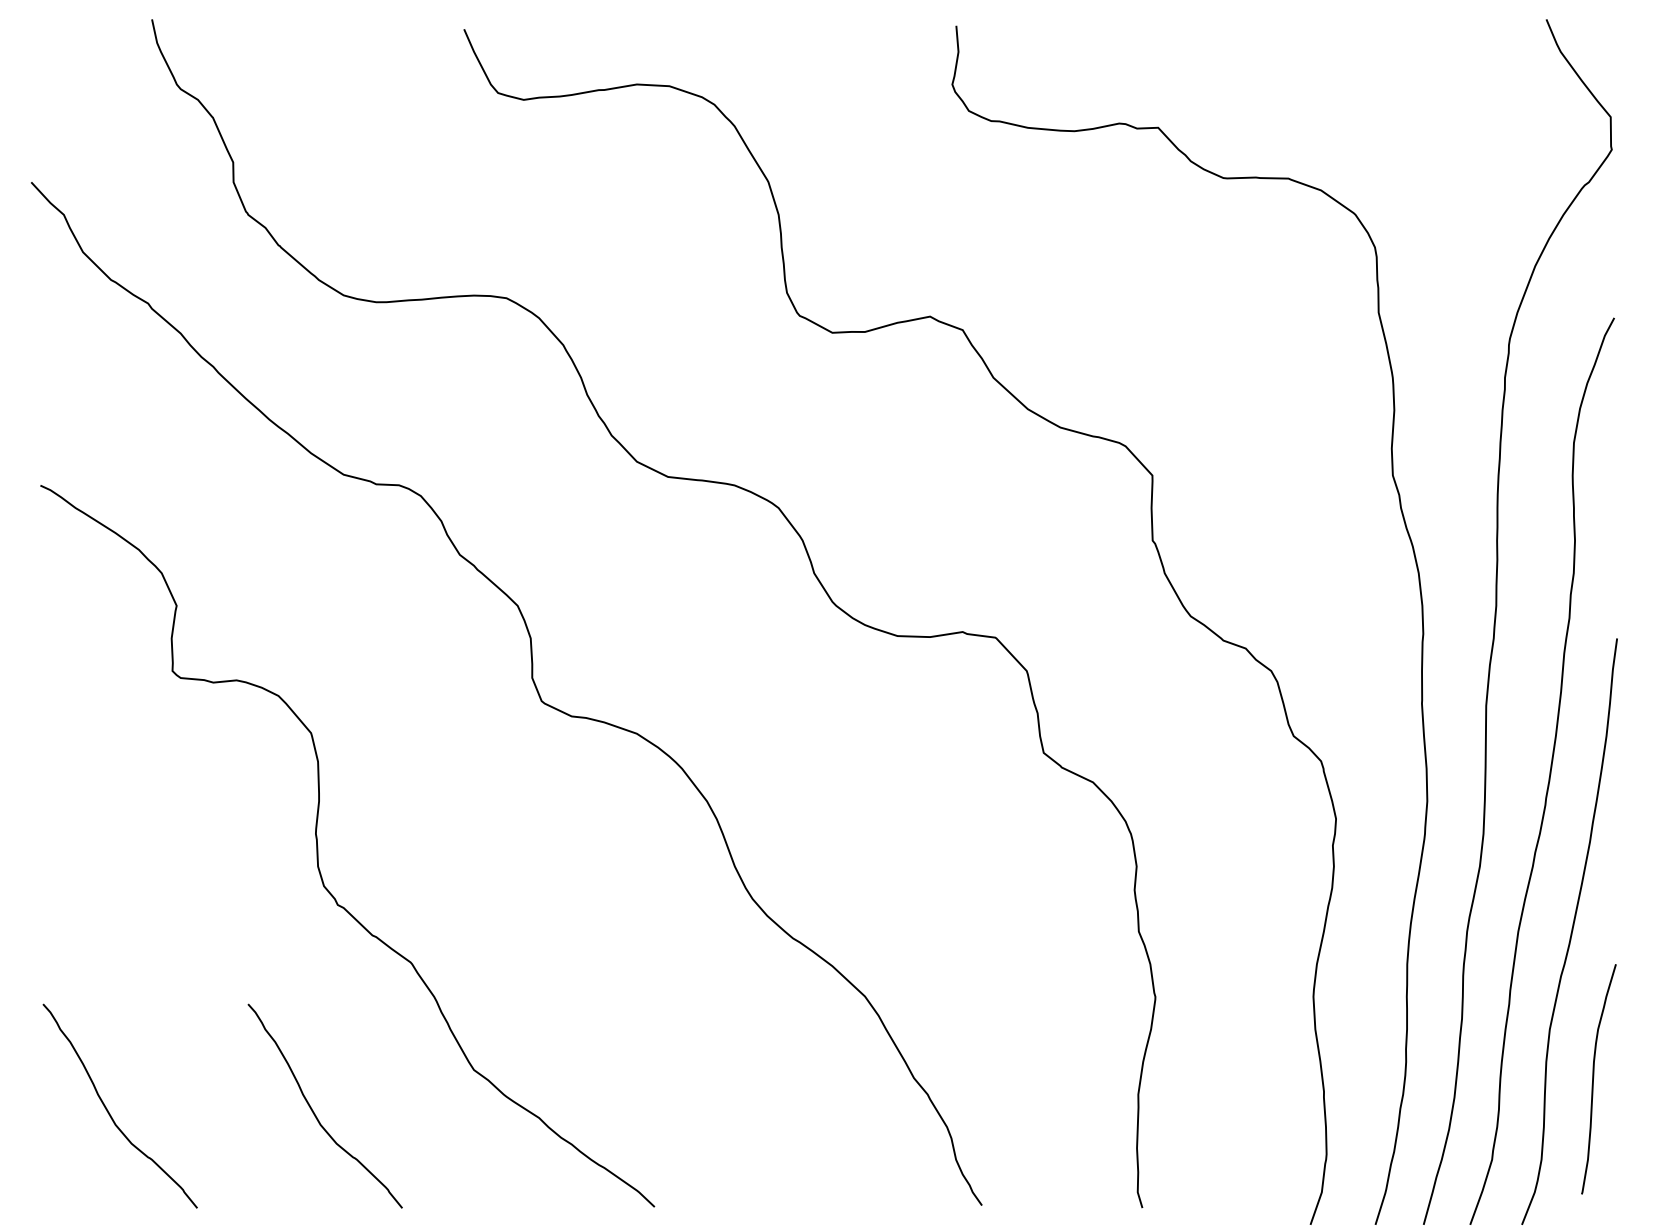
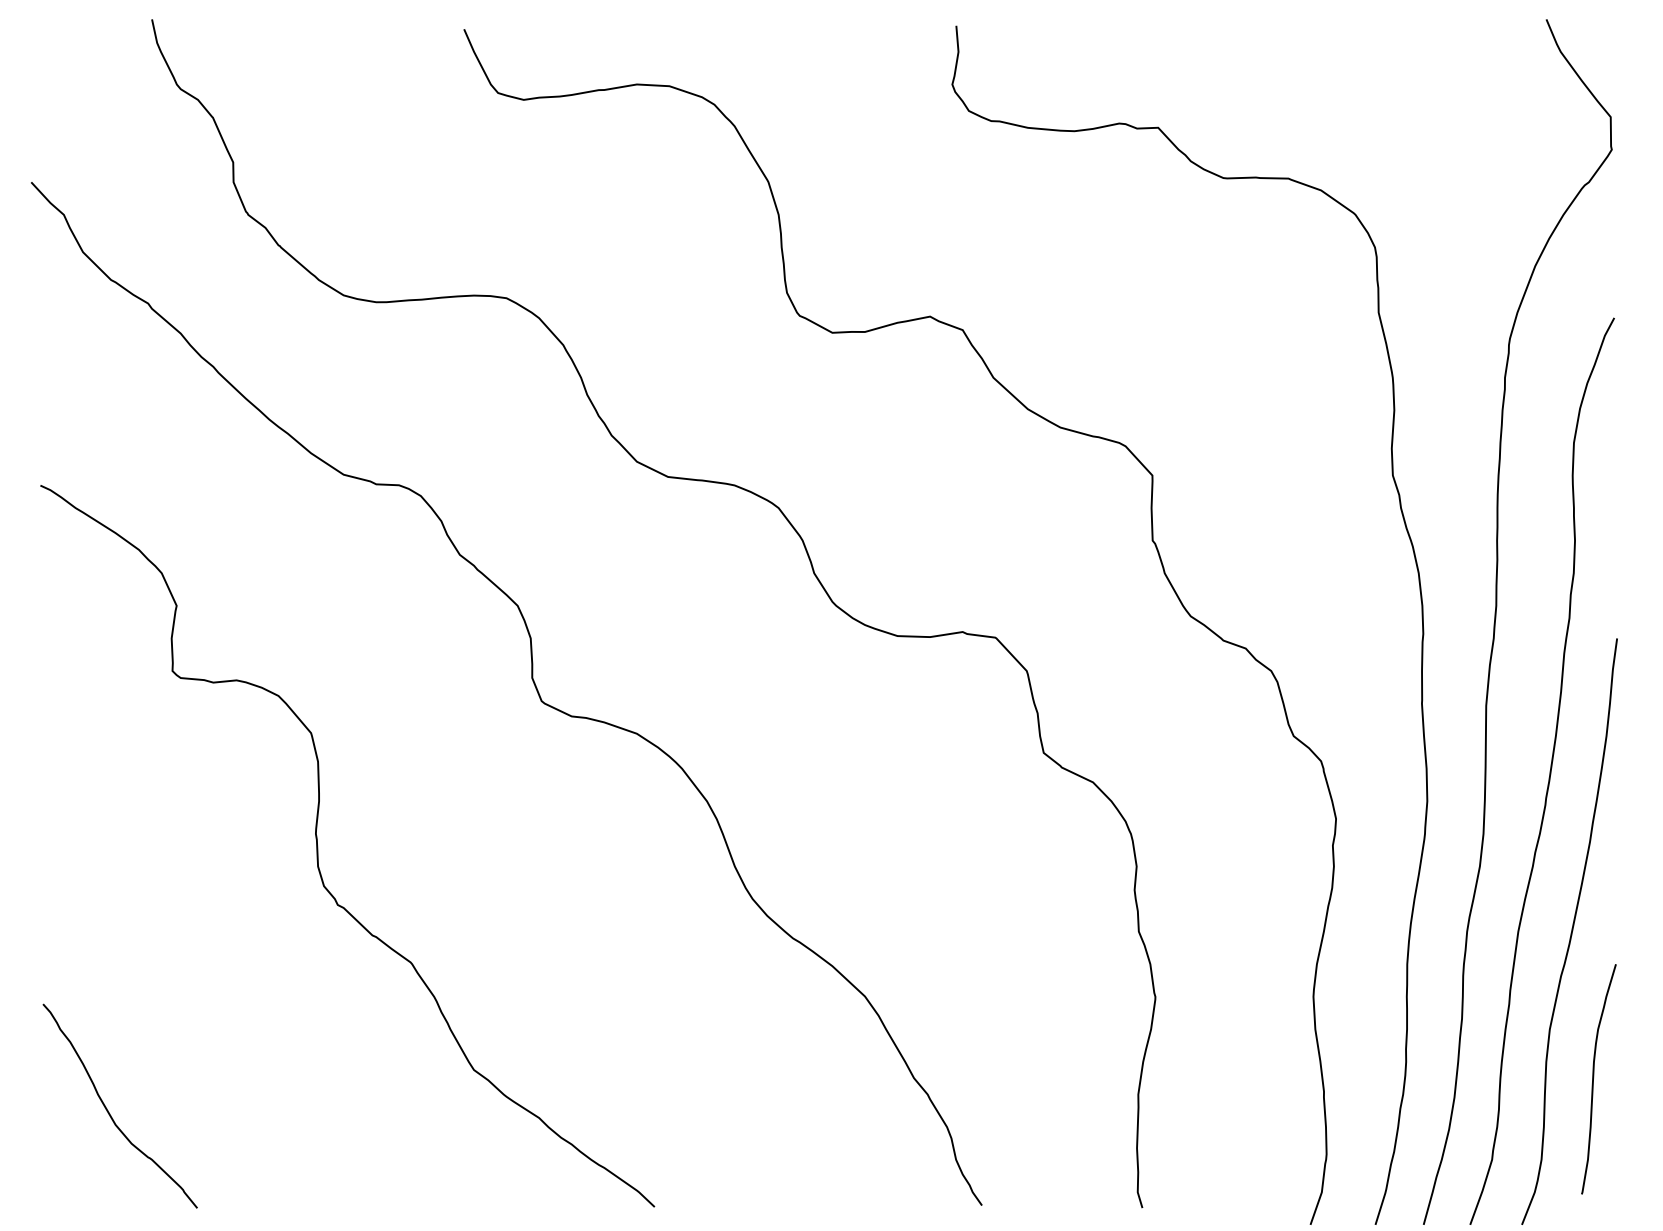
curve: present -> none (315, 1113)
